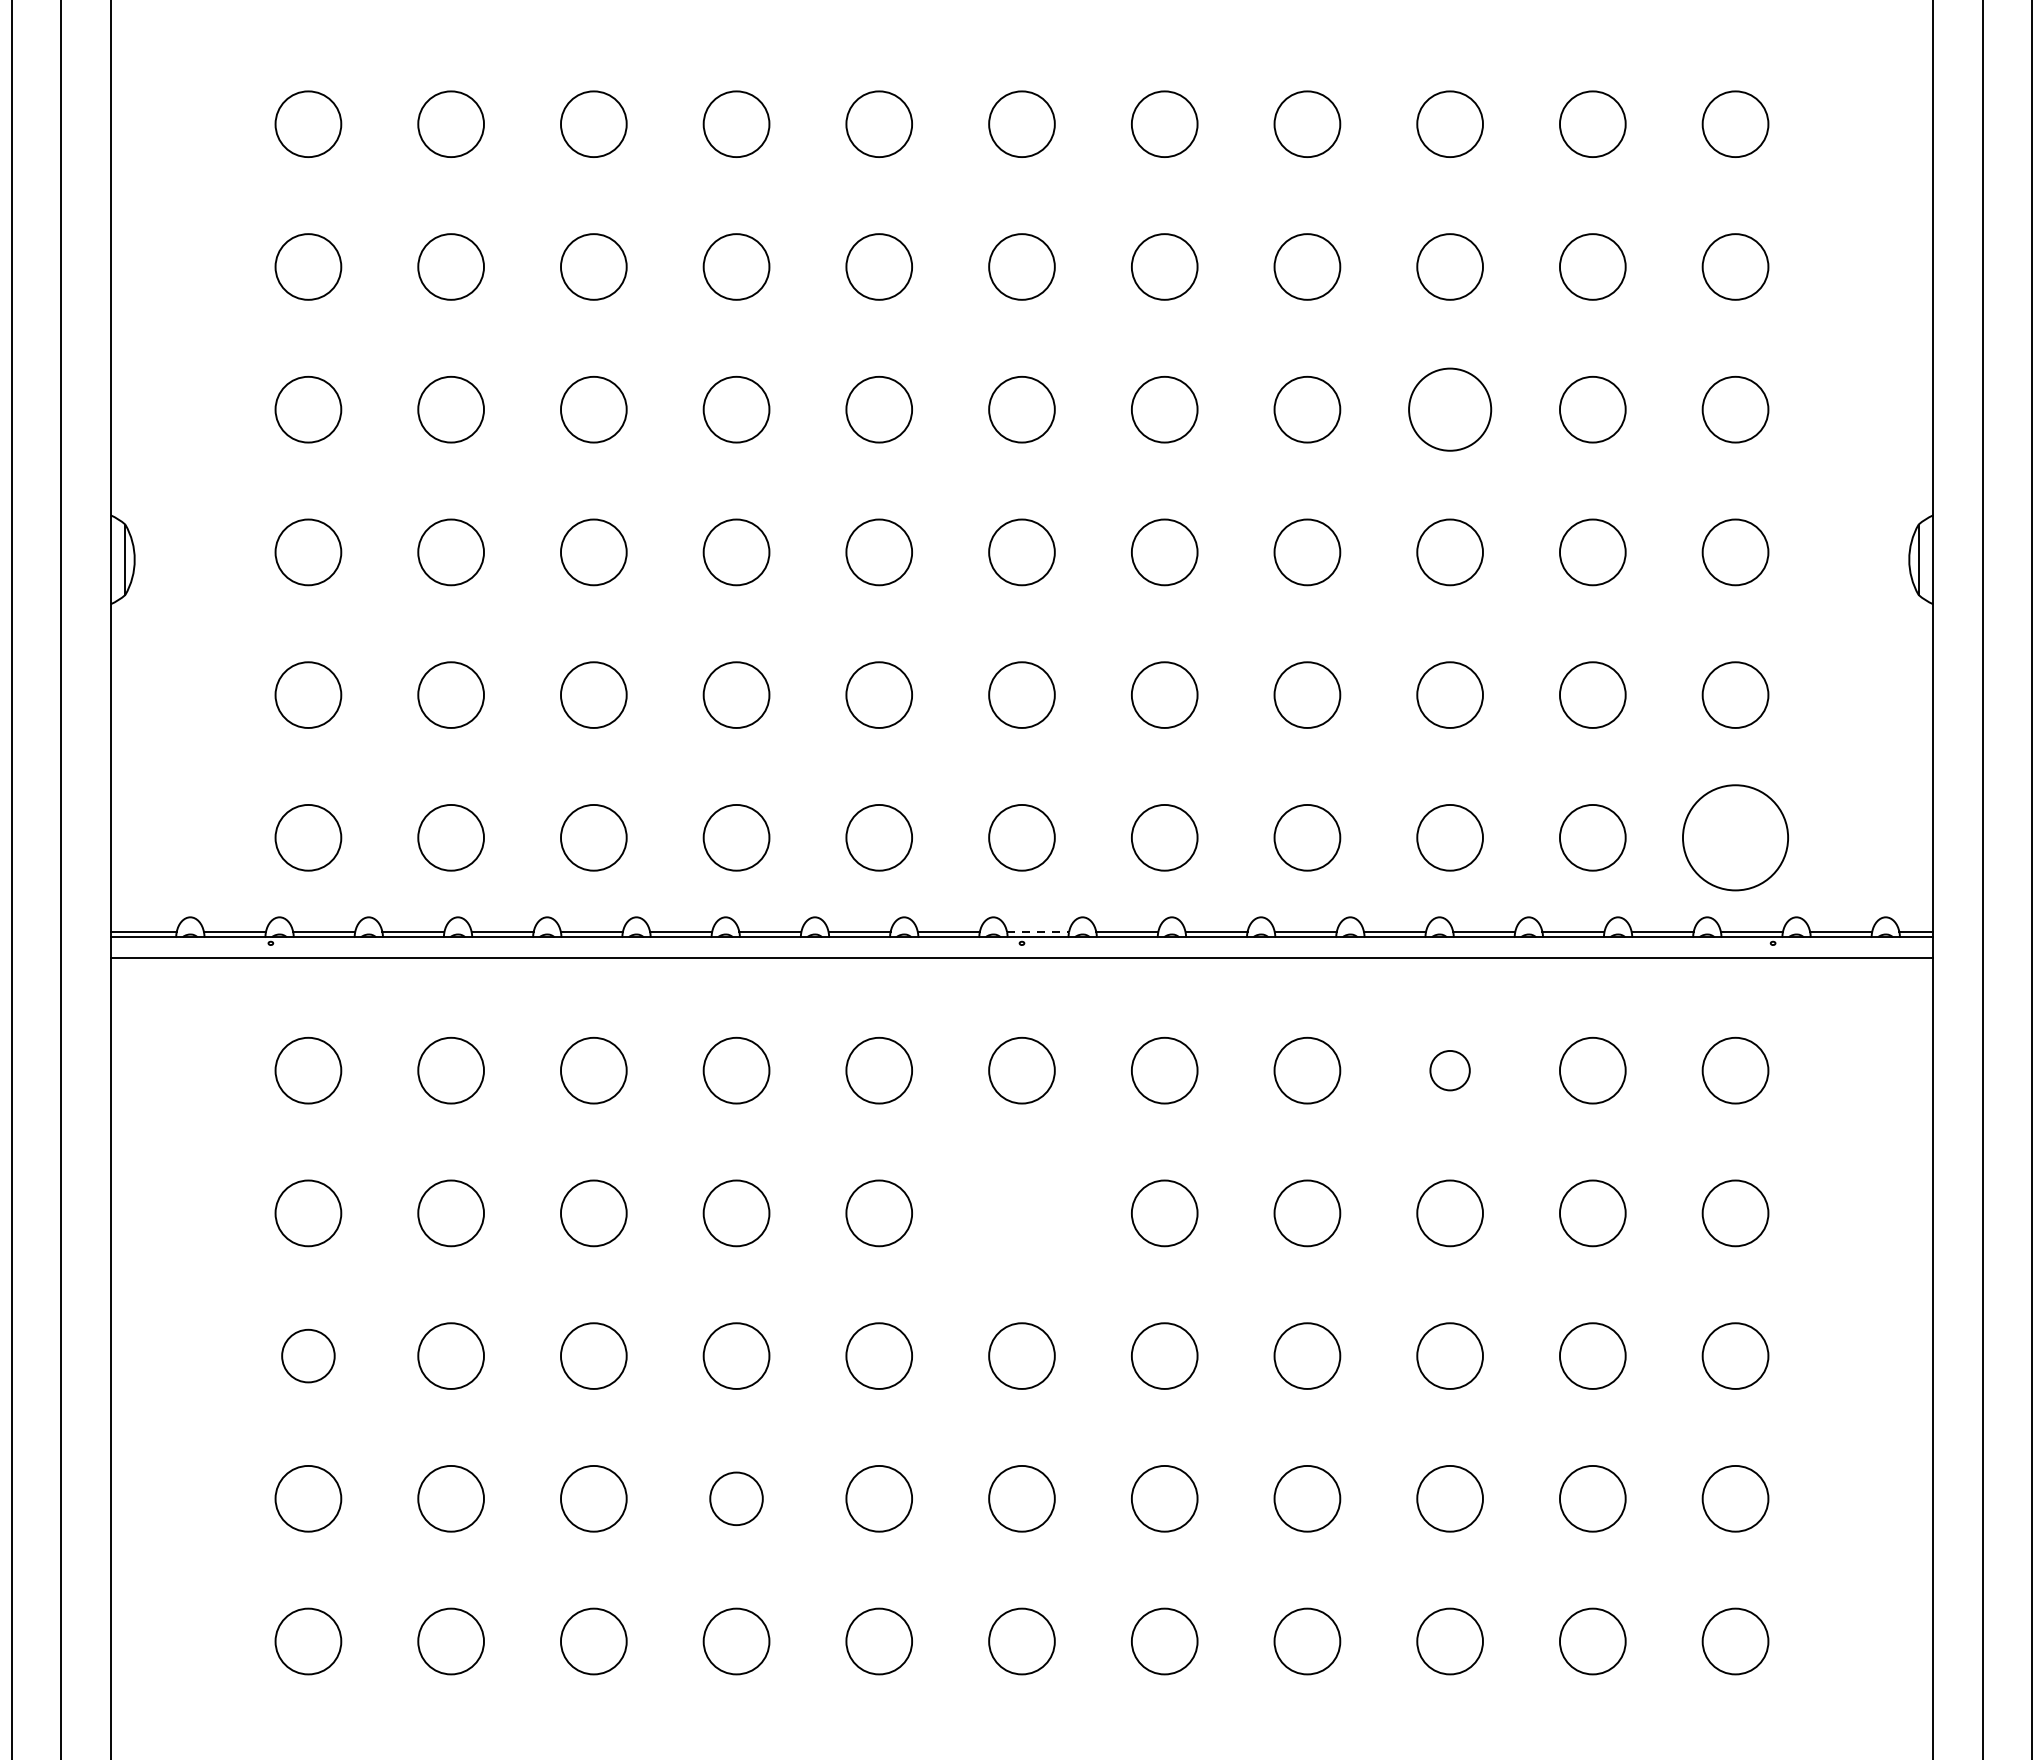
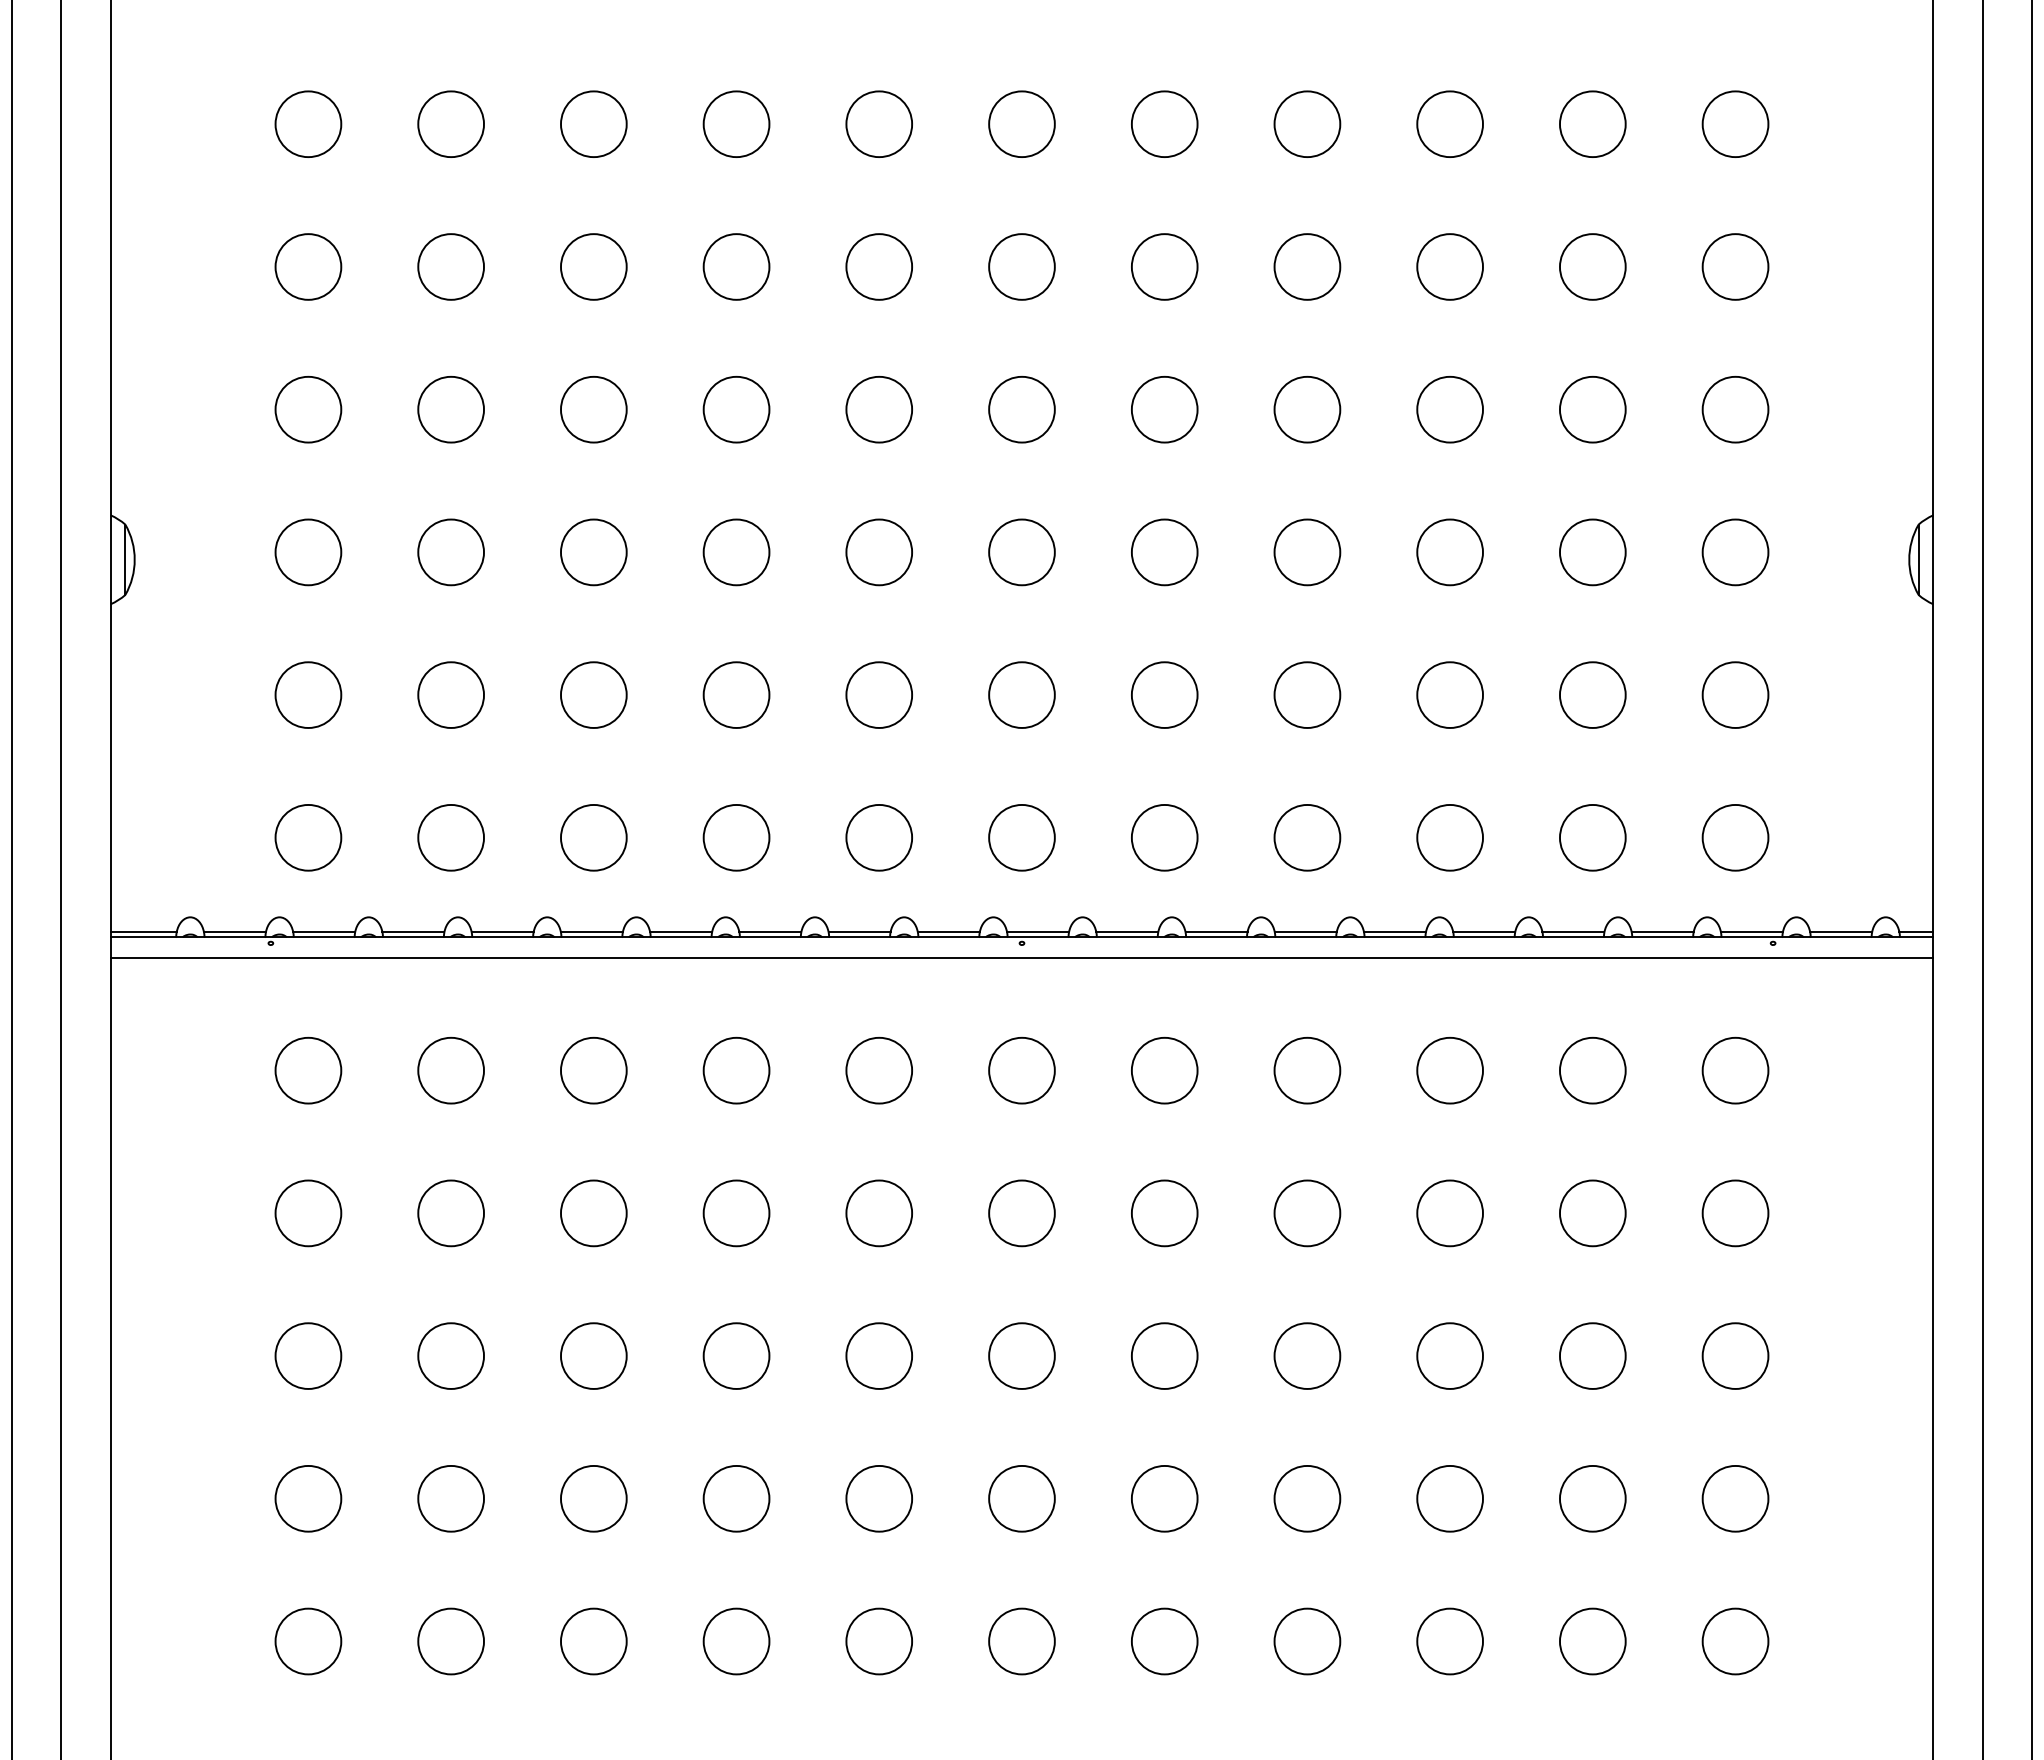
circle diameter: 82 px -> 66 px (1449, 409)
circle diameter: 105 px -> 66 px (1735, 837)
line: dashed -> solid (1038, 932)
circle diameter: 39 px -> 66 px (1449, 1070)
circle: none -> present (1021, 1213)
circle diameter: 53 px -> 66 px (308, 1355)
circle size: 55x55 px -> 69x68 px (736, 1498)
